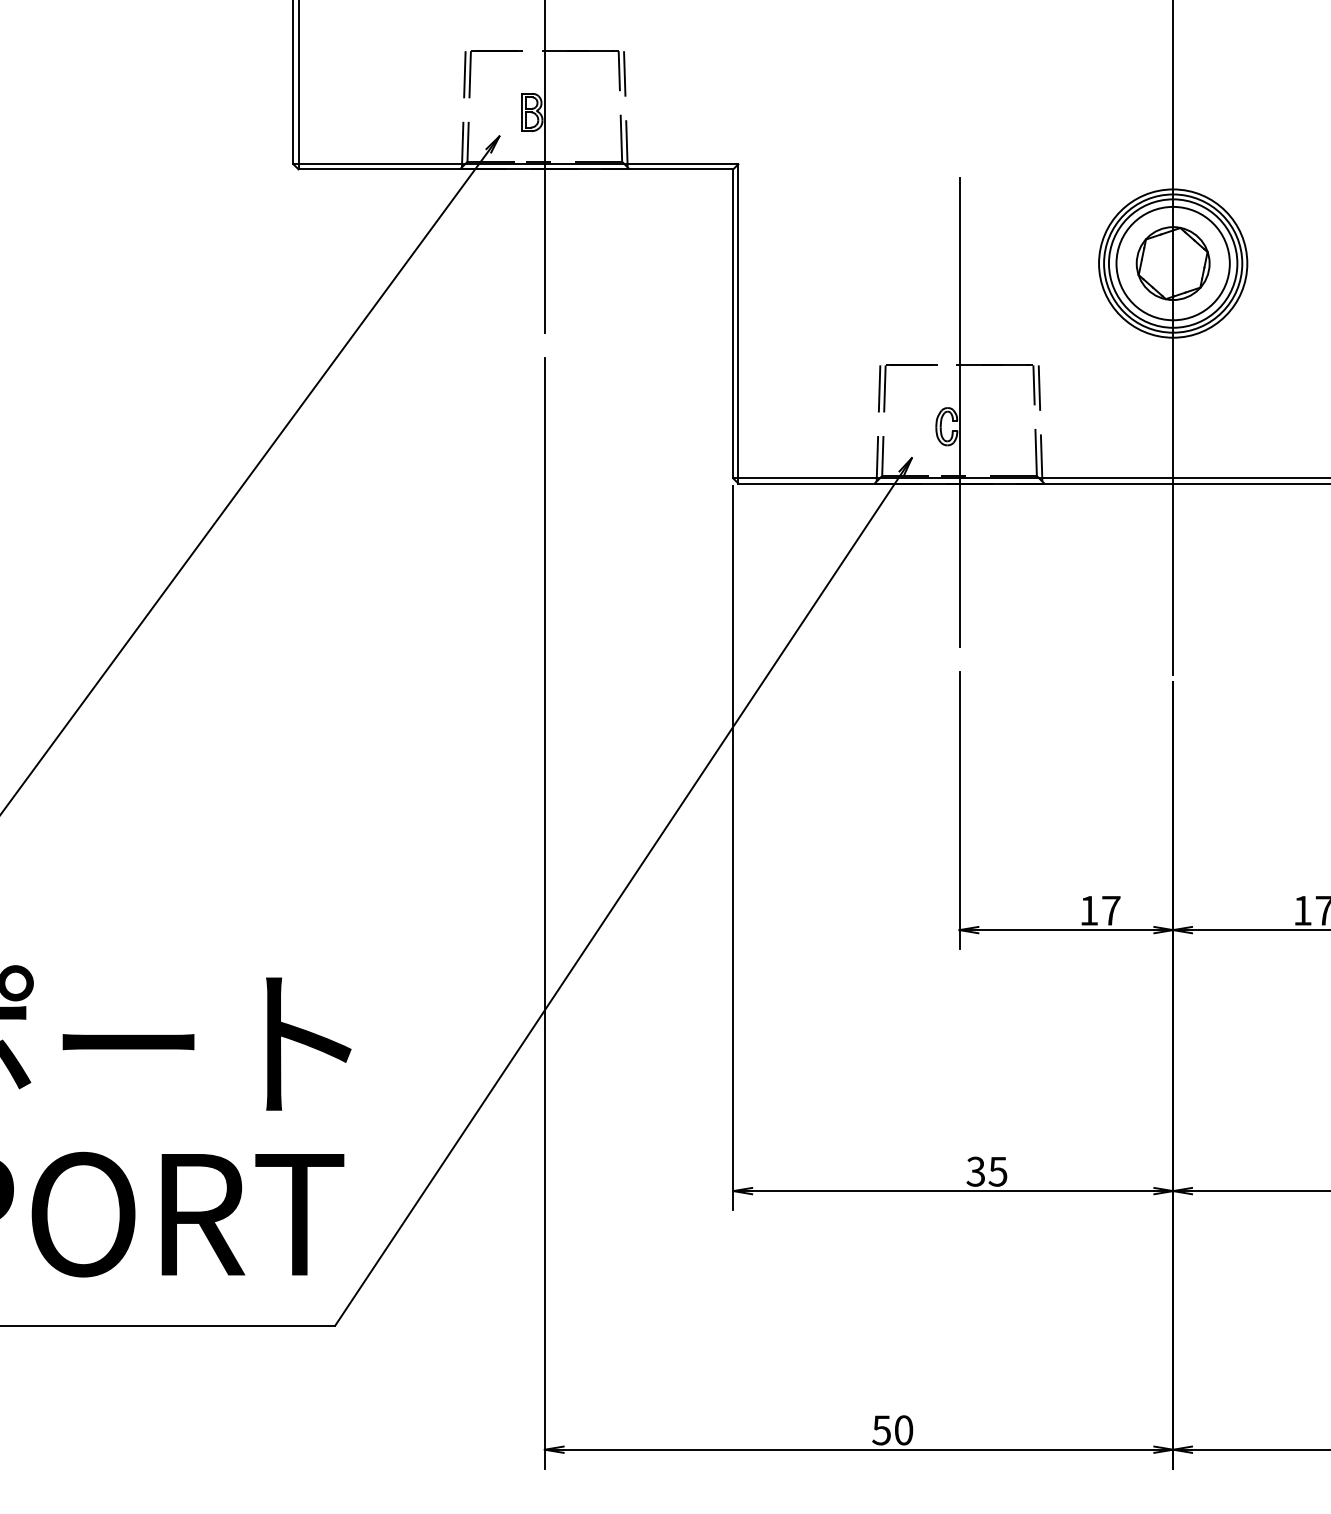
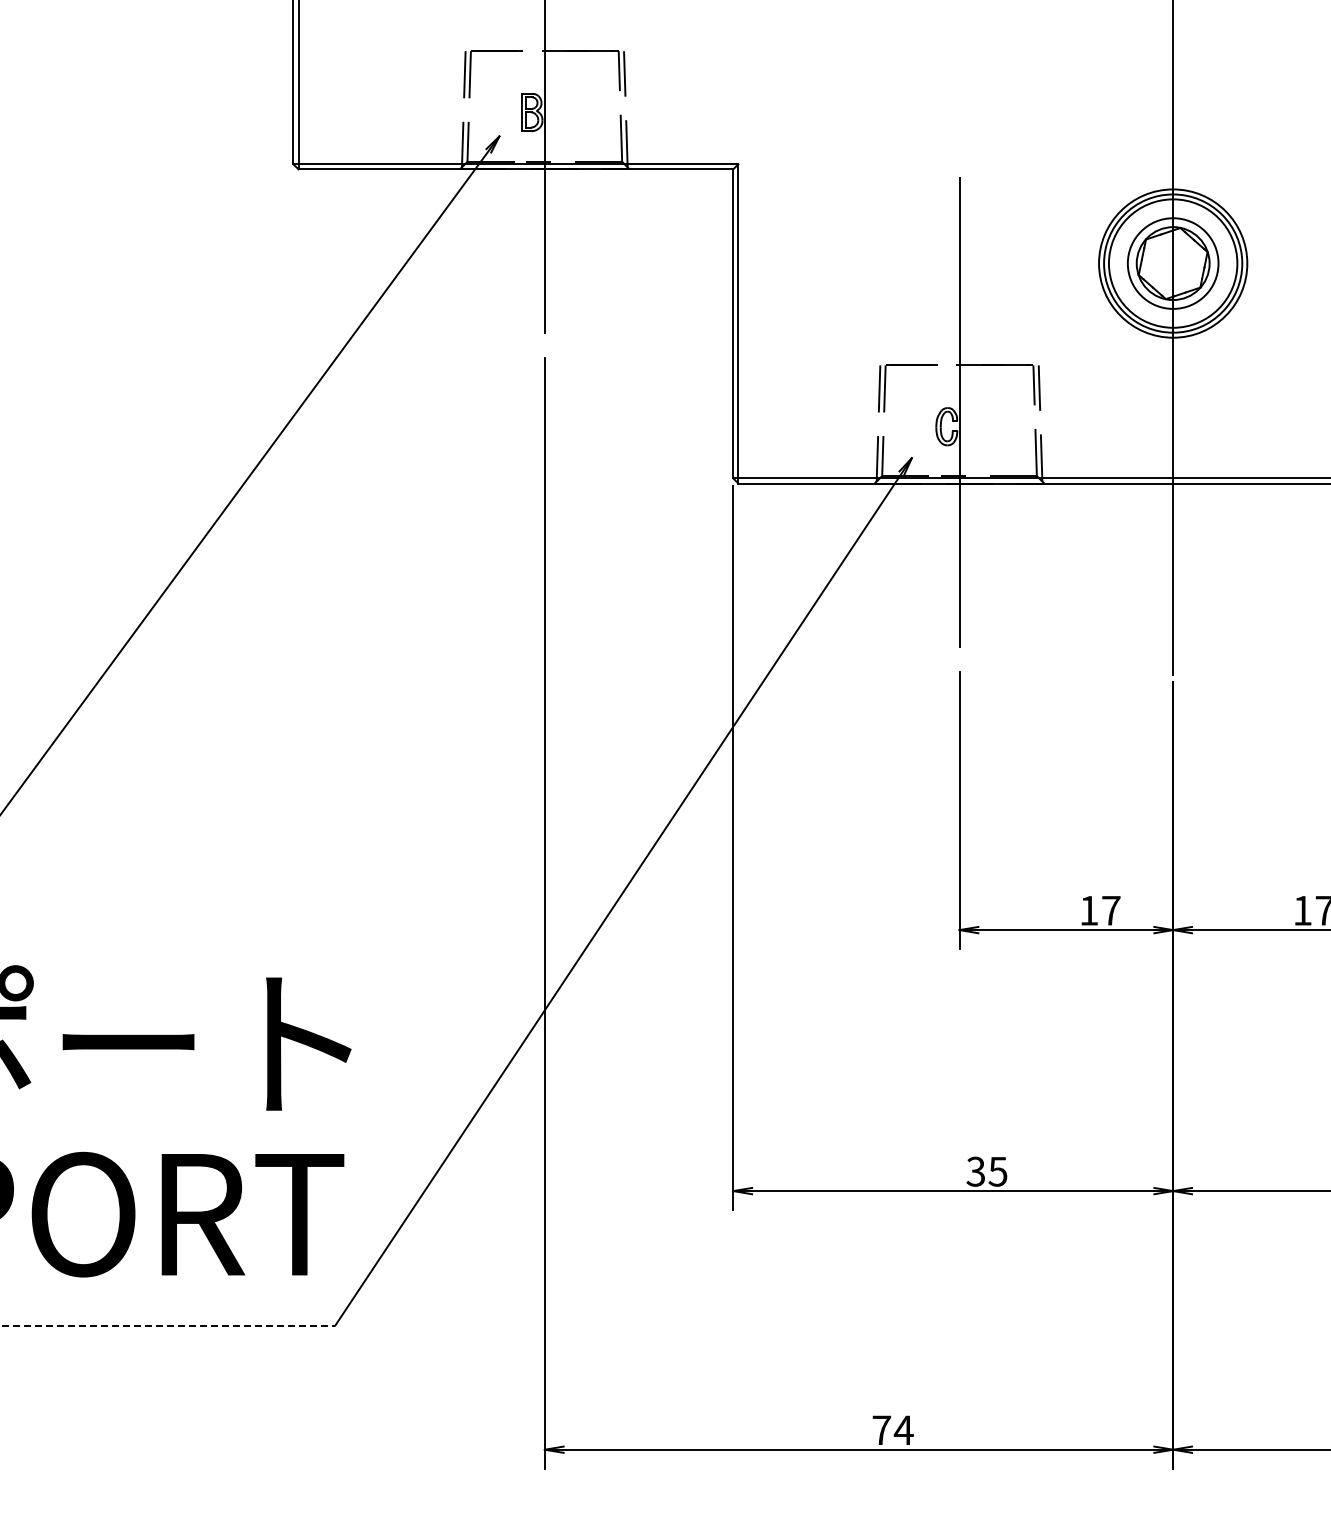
circle diameter: 113 px -> 91 px (1172, 263)
line: solid -> dashed (168, 1325)
text: 50 -> 74 (892, 1430)
